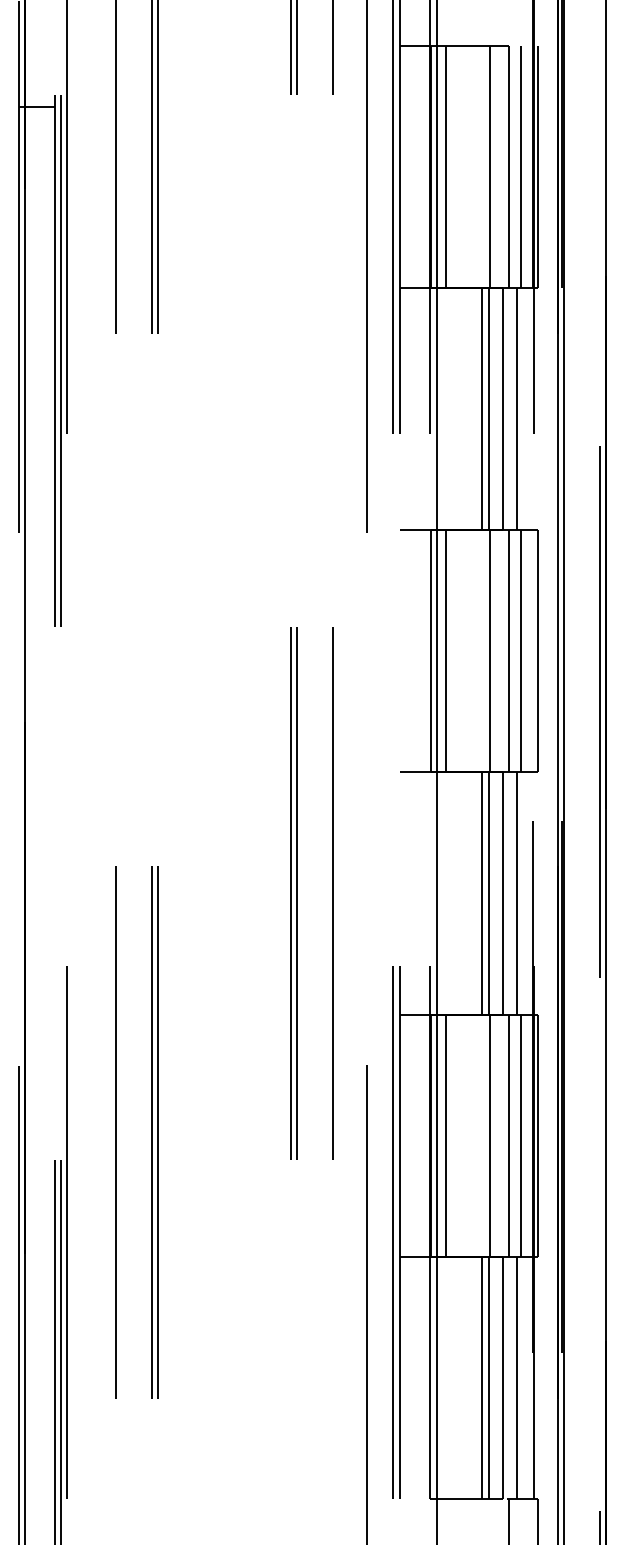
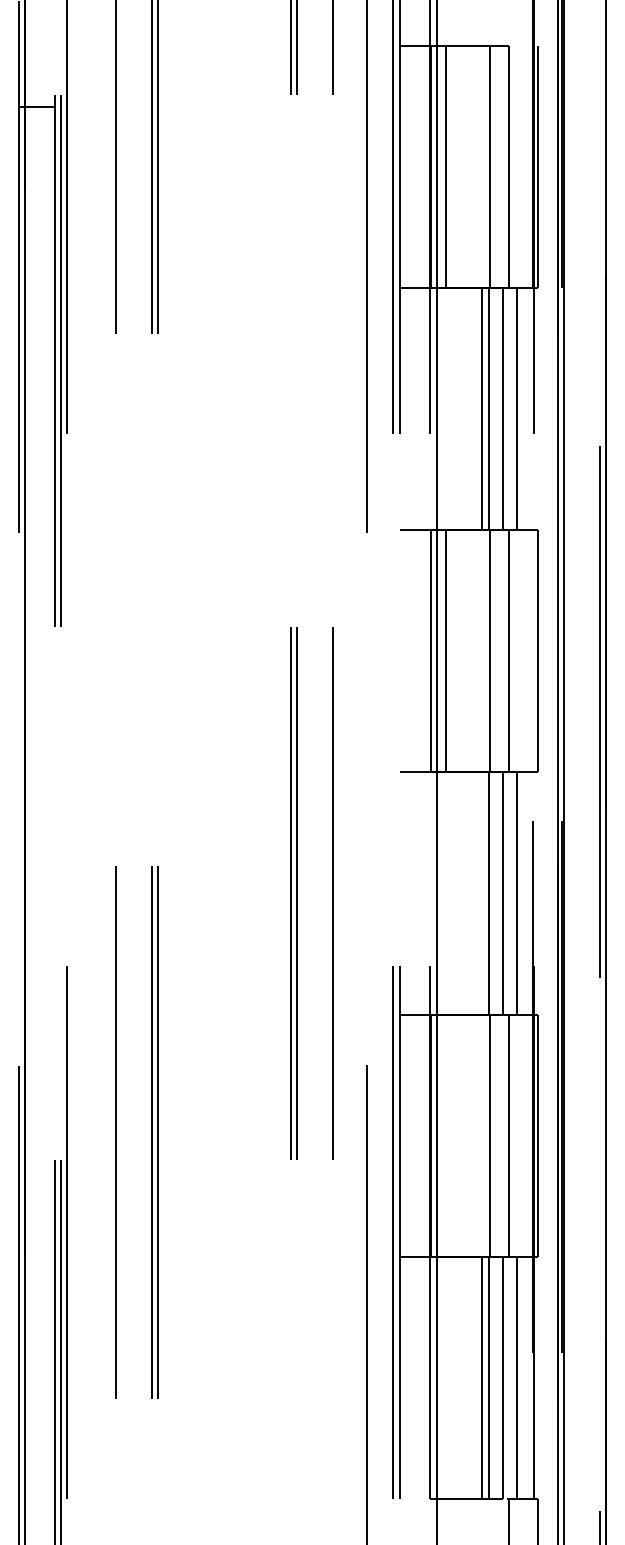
line: present -> none (520, 167)
line: present -> none (520, 651)
line: present -> none (481, 893)
line: present -> none (445, 1135)
line: present -> none (520, 1135)
